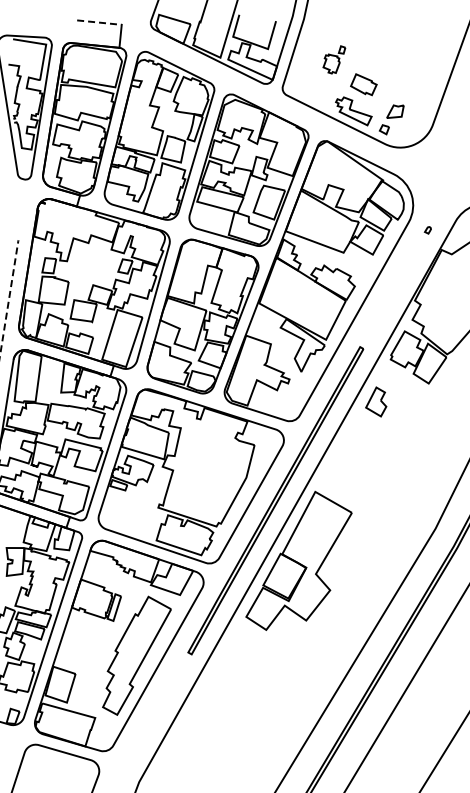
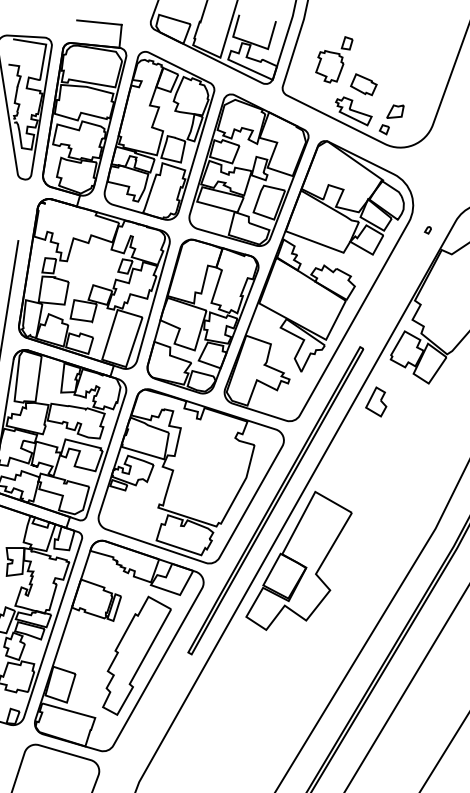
line: dashed -> solid (99, 22)
part size: 25x30 px -> 39x48 px (334, 59)
line: dashed -> solid (9, 294)
